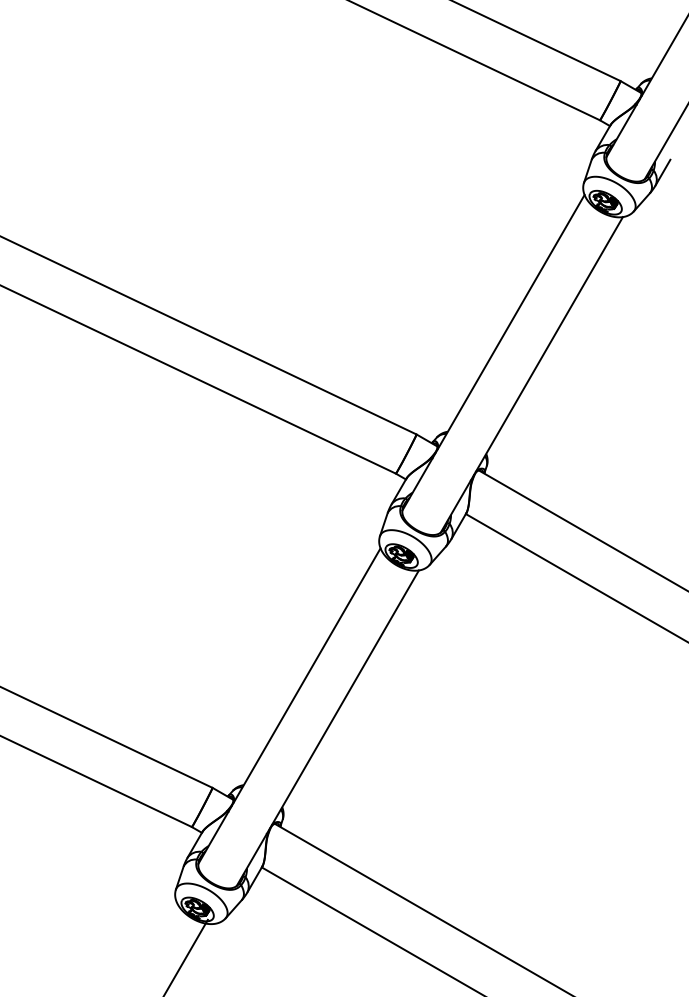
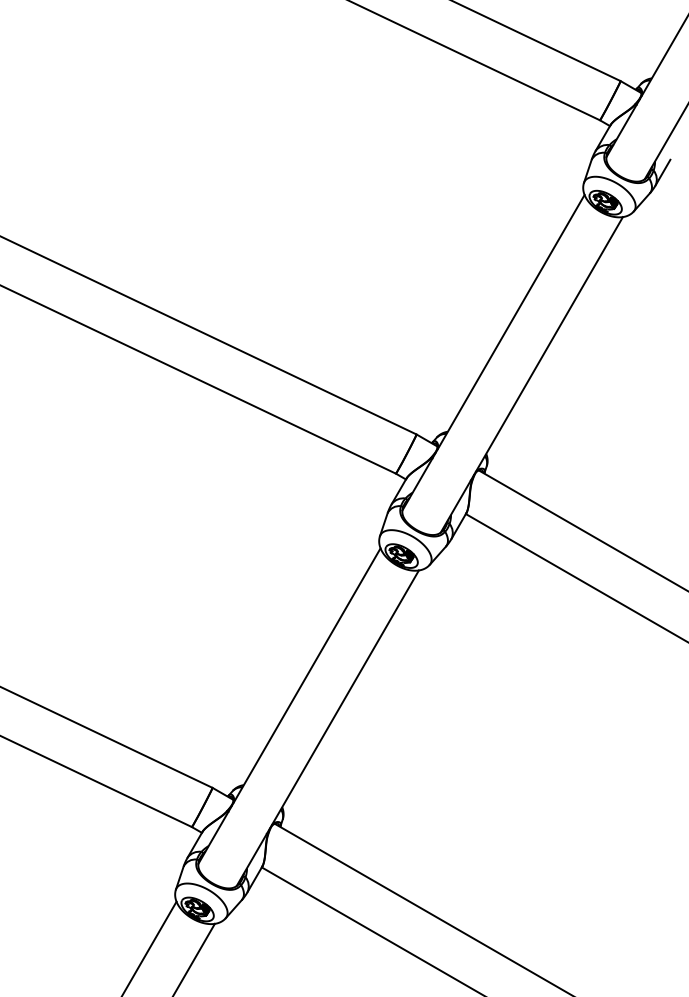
line: none -> present (149, 947)
line position: (186, 956) -> (194, 958) (194, 958)
